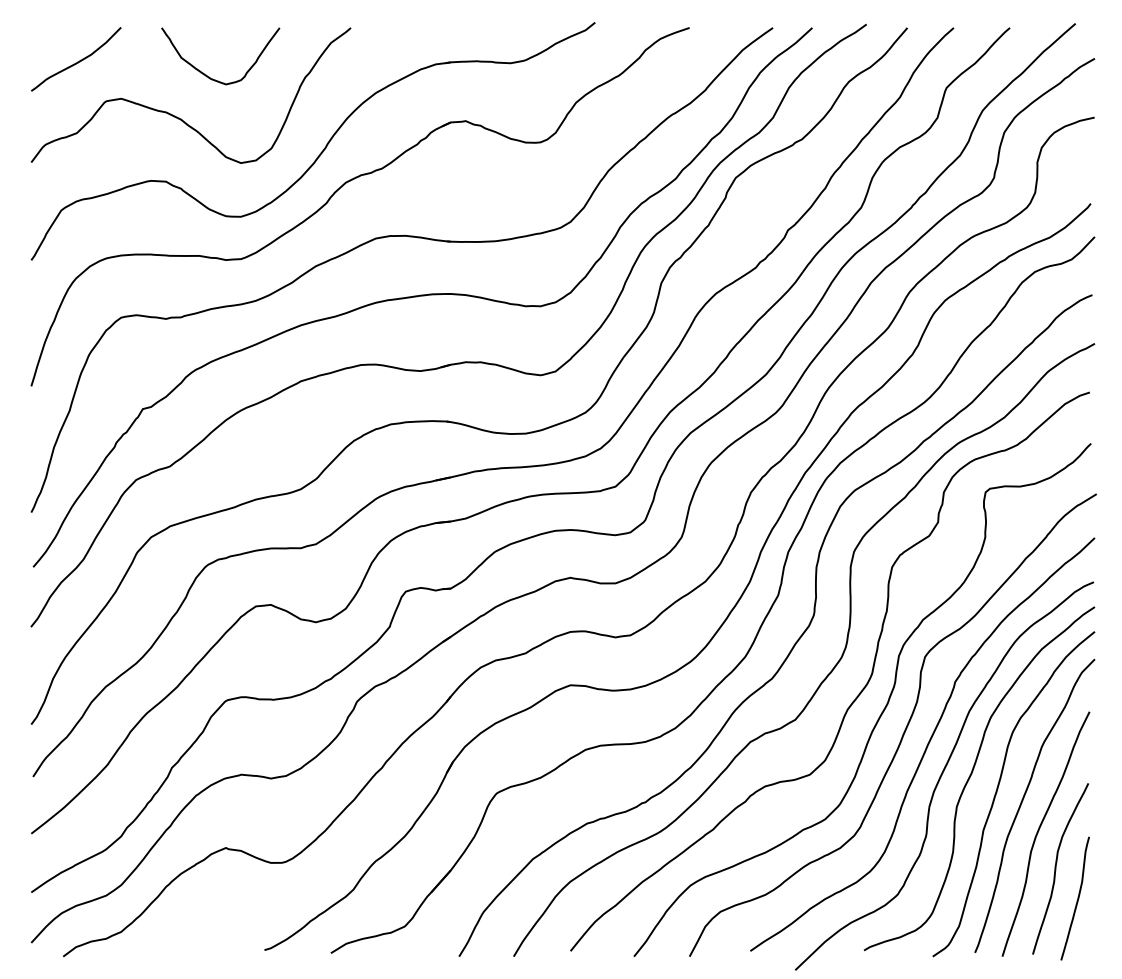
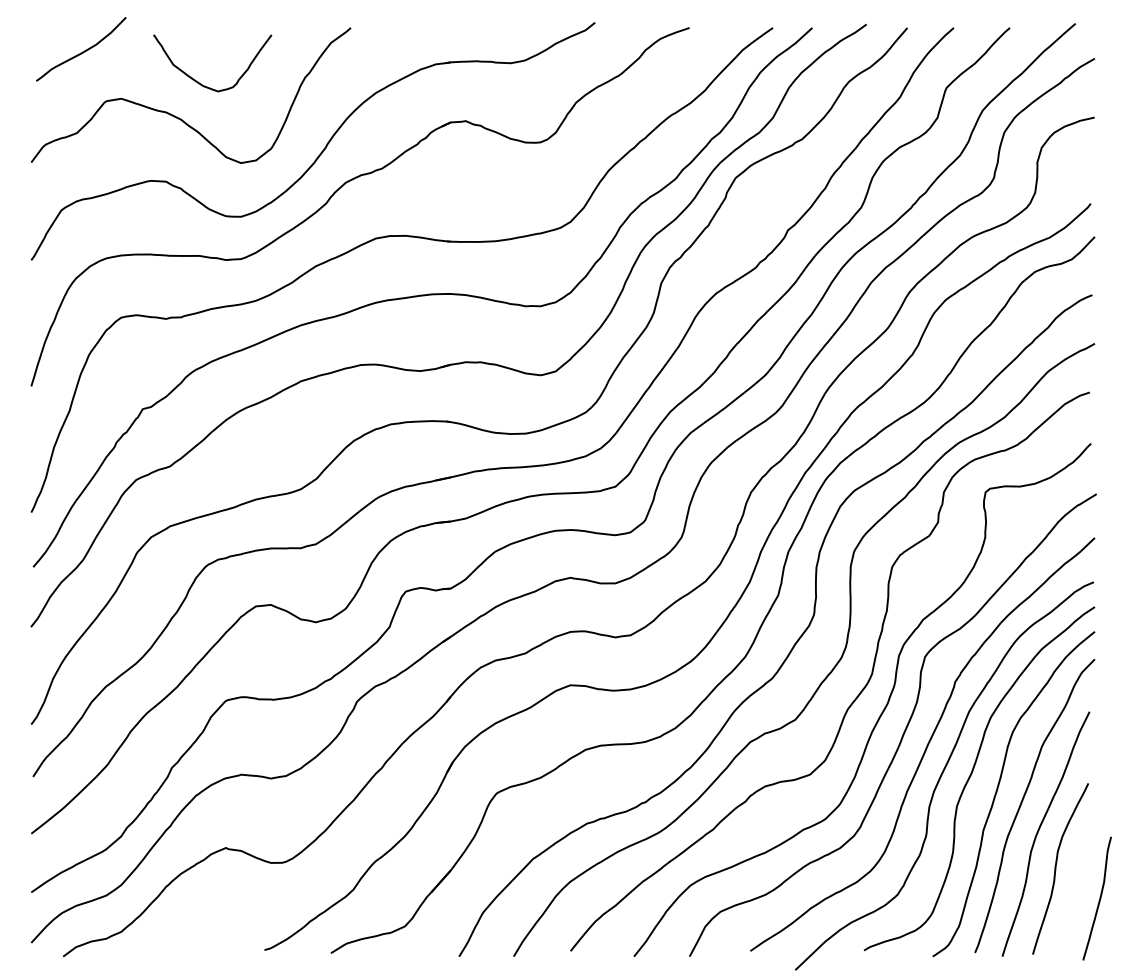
curve position: (77, 61) -> (82, 51) (82, 51)
curve position: (206, 74) -> (198, 81) (198, 81)
curve position: (1076, 900) -> (1098, 900) (1098, 900)
